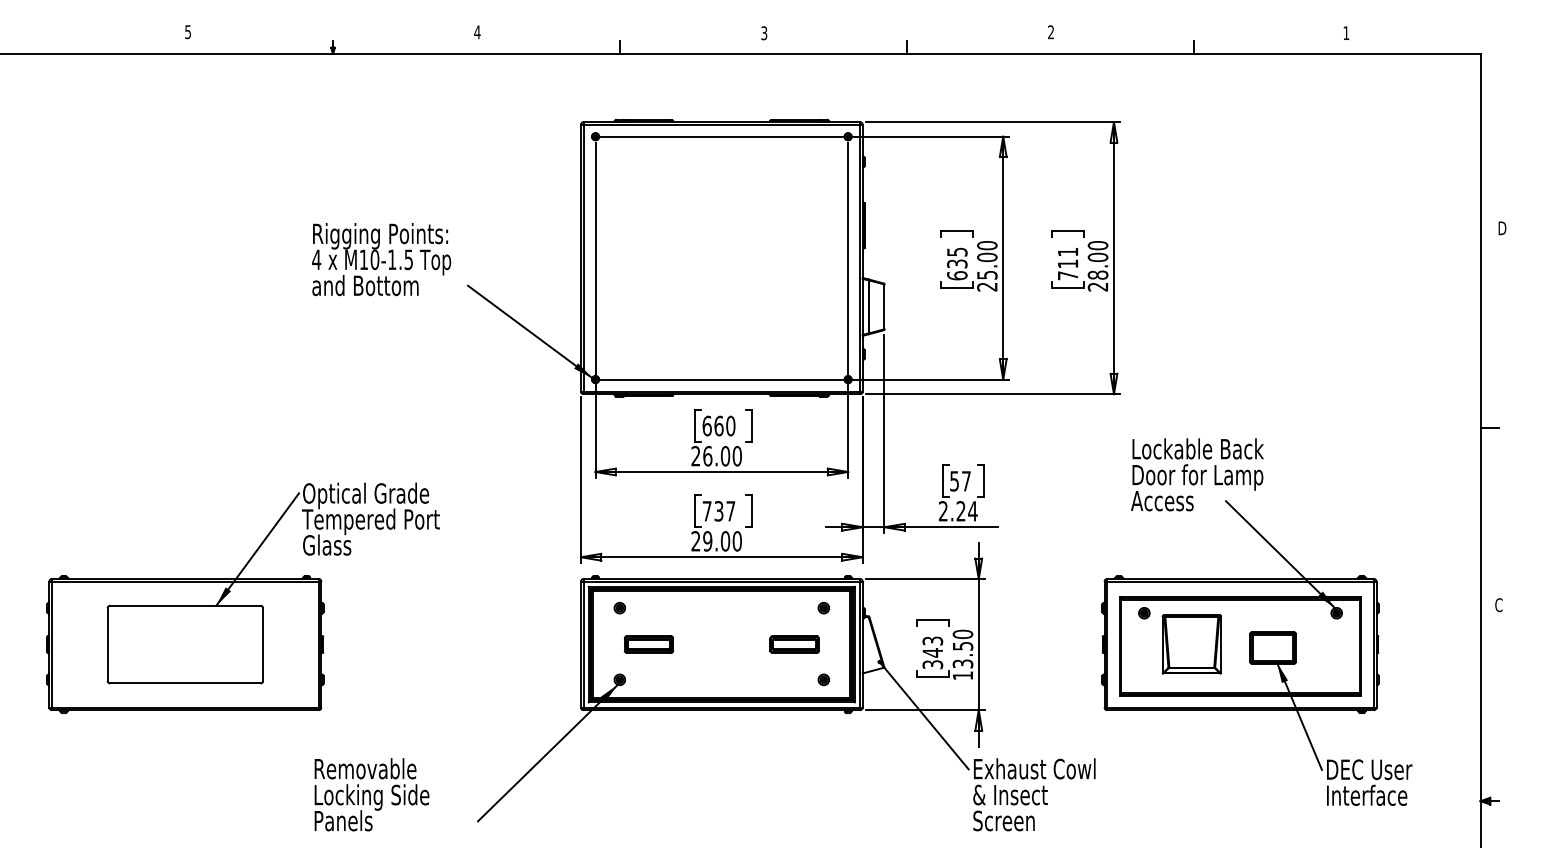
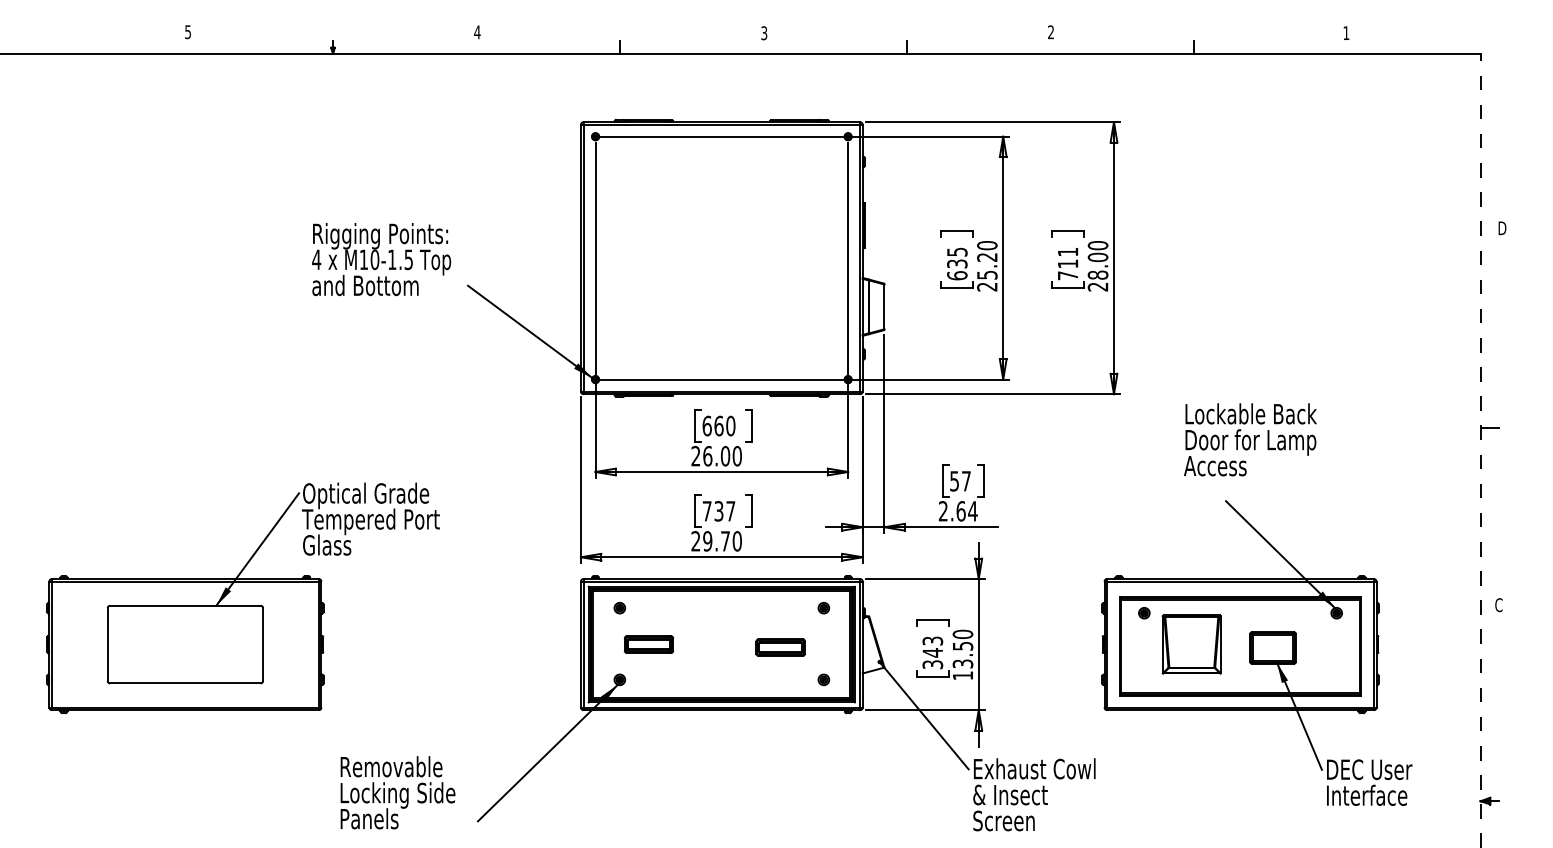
text: 25.00 -> 25.20 (987, 257)
line: solid -> dashed (1480, 450)
text position: (1197, 474) -> (1250, 439) (1250, 439)
text: 2.24 -> 2.64 (960, 511)
text: 29.00 -> 29.70 (725, 541)
part position: (794, 644) -> (780, 647) (780, 647)
text position: (371, 794) -> (397, 792) (397, 792)
